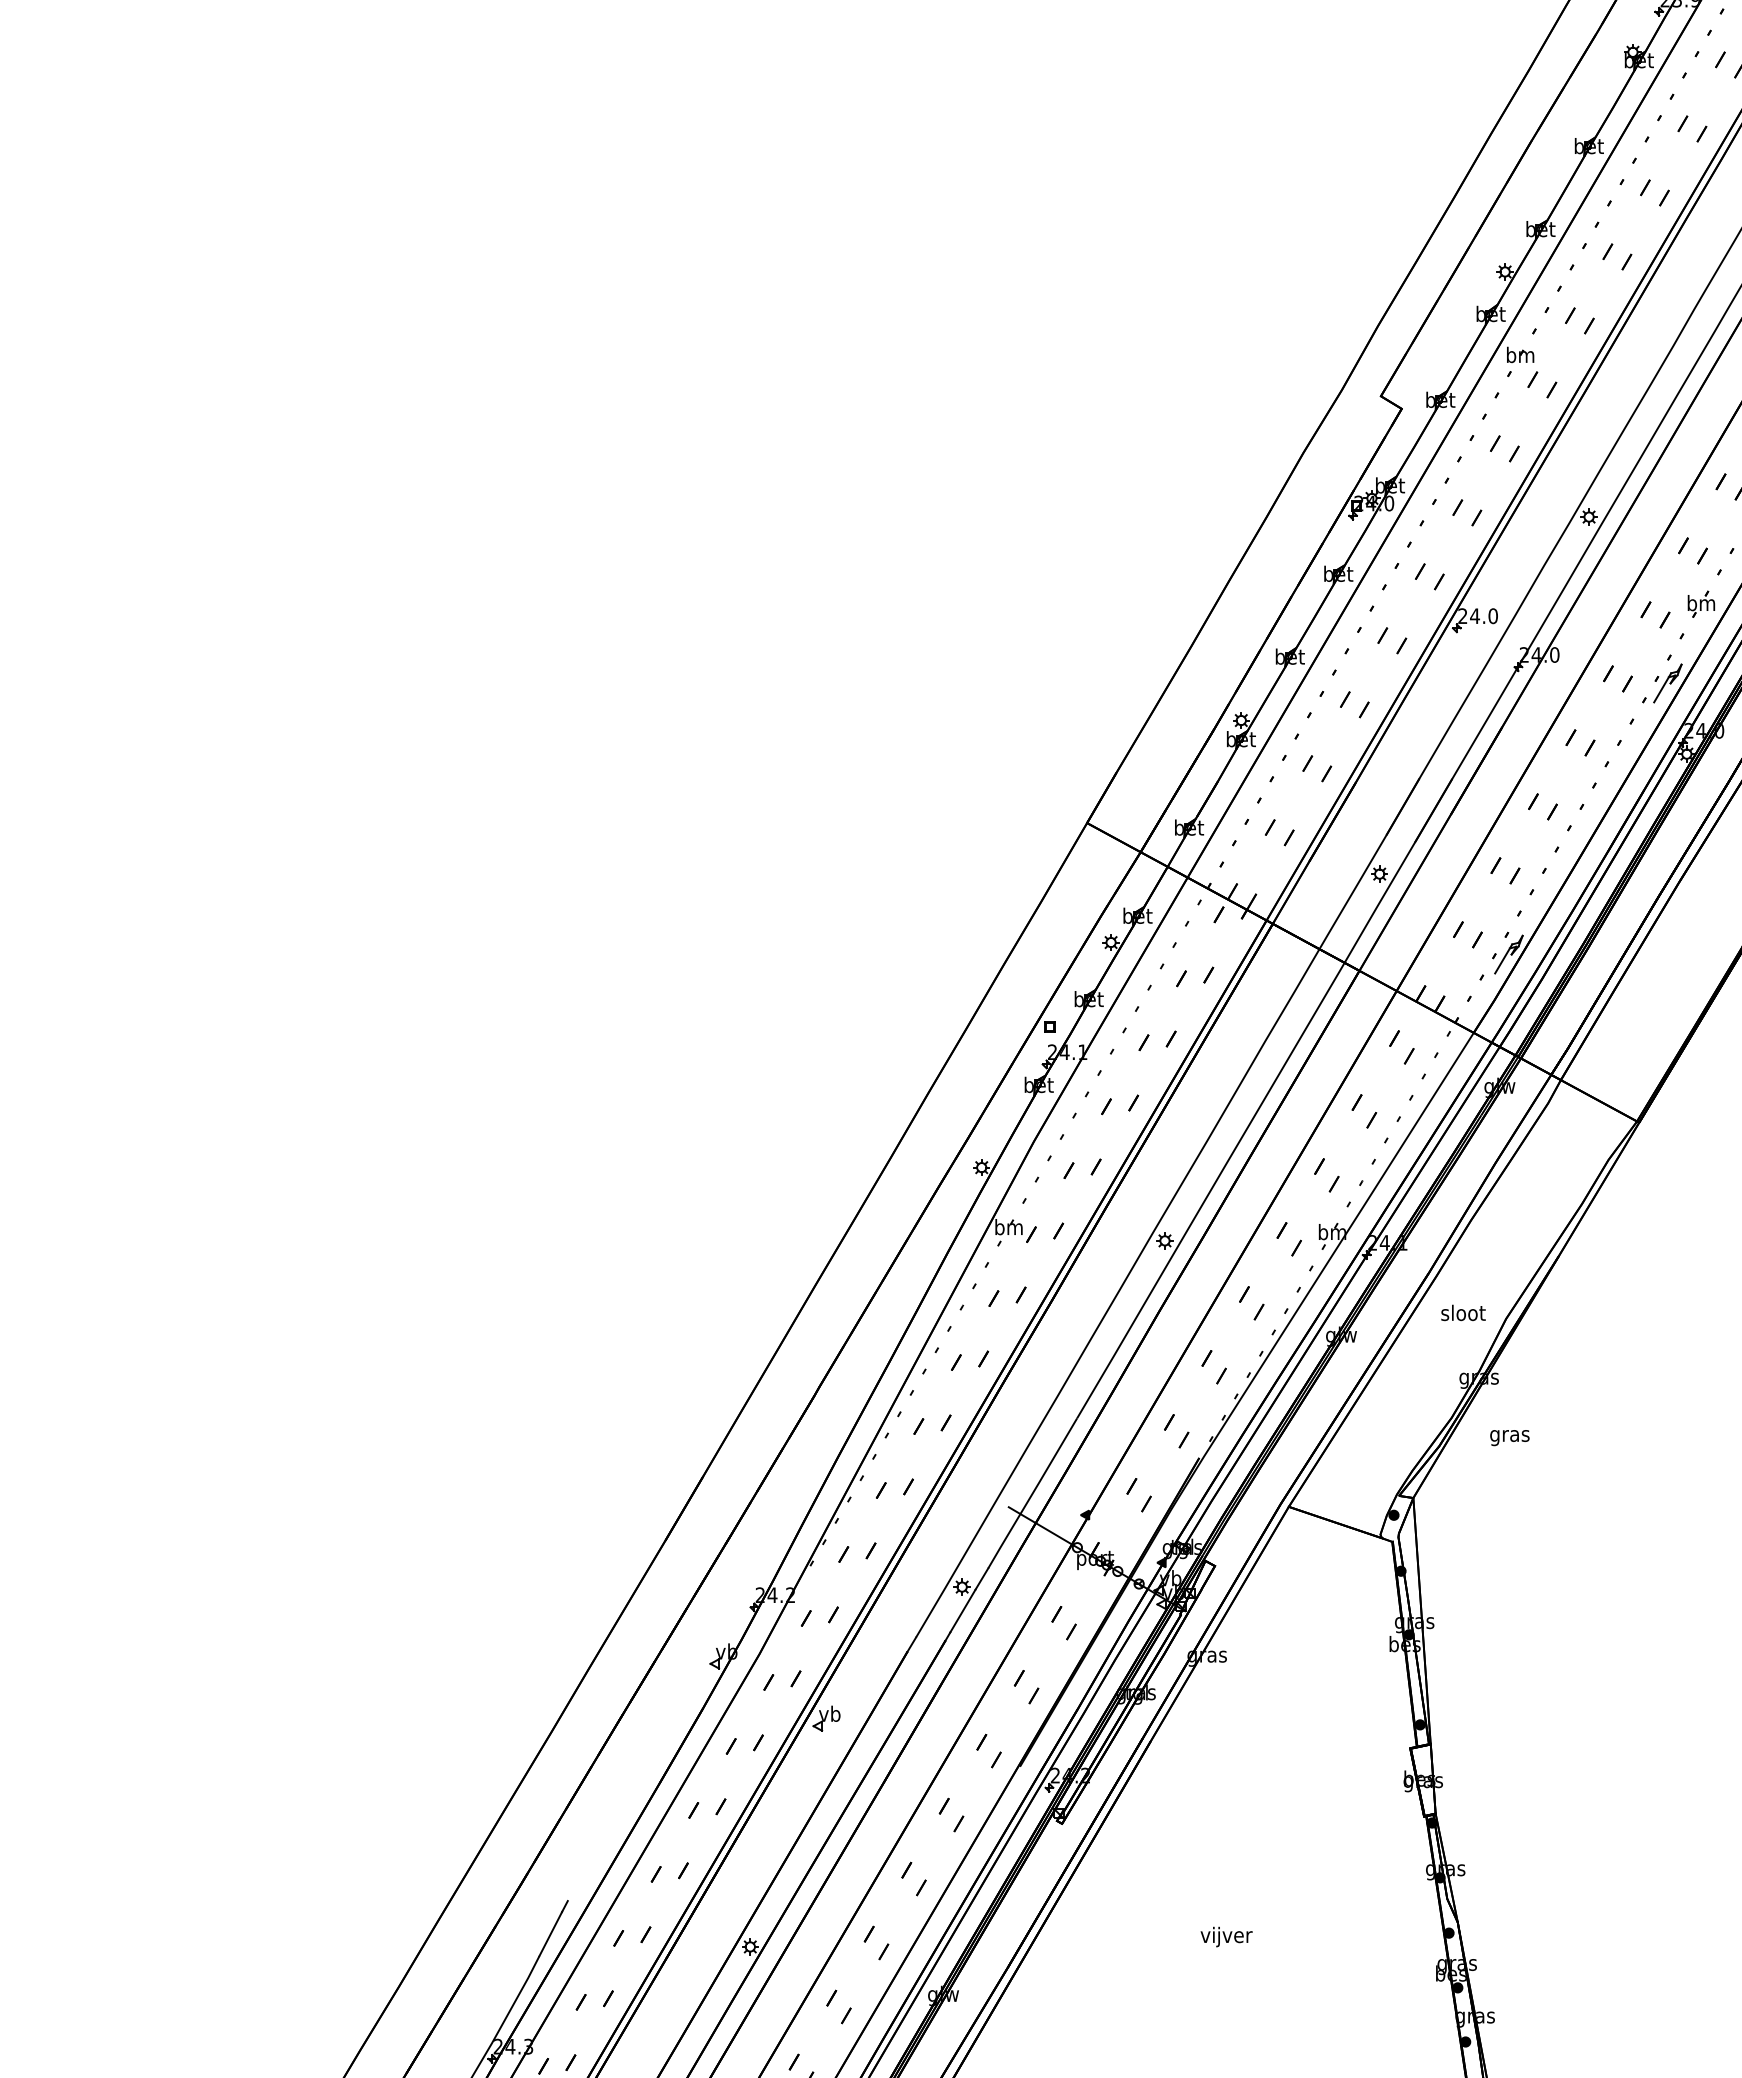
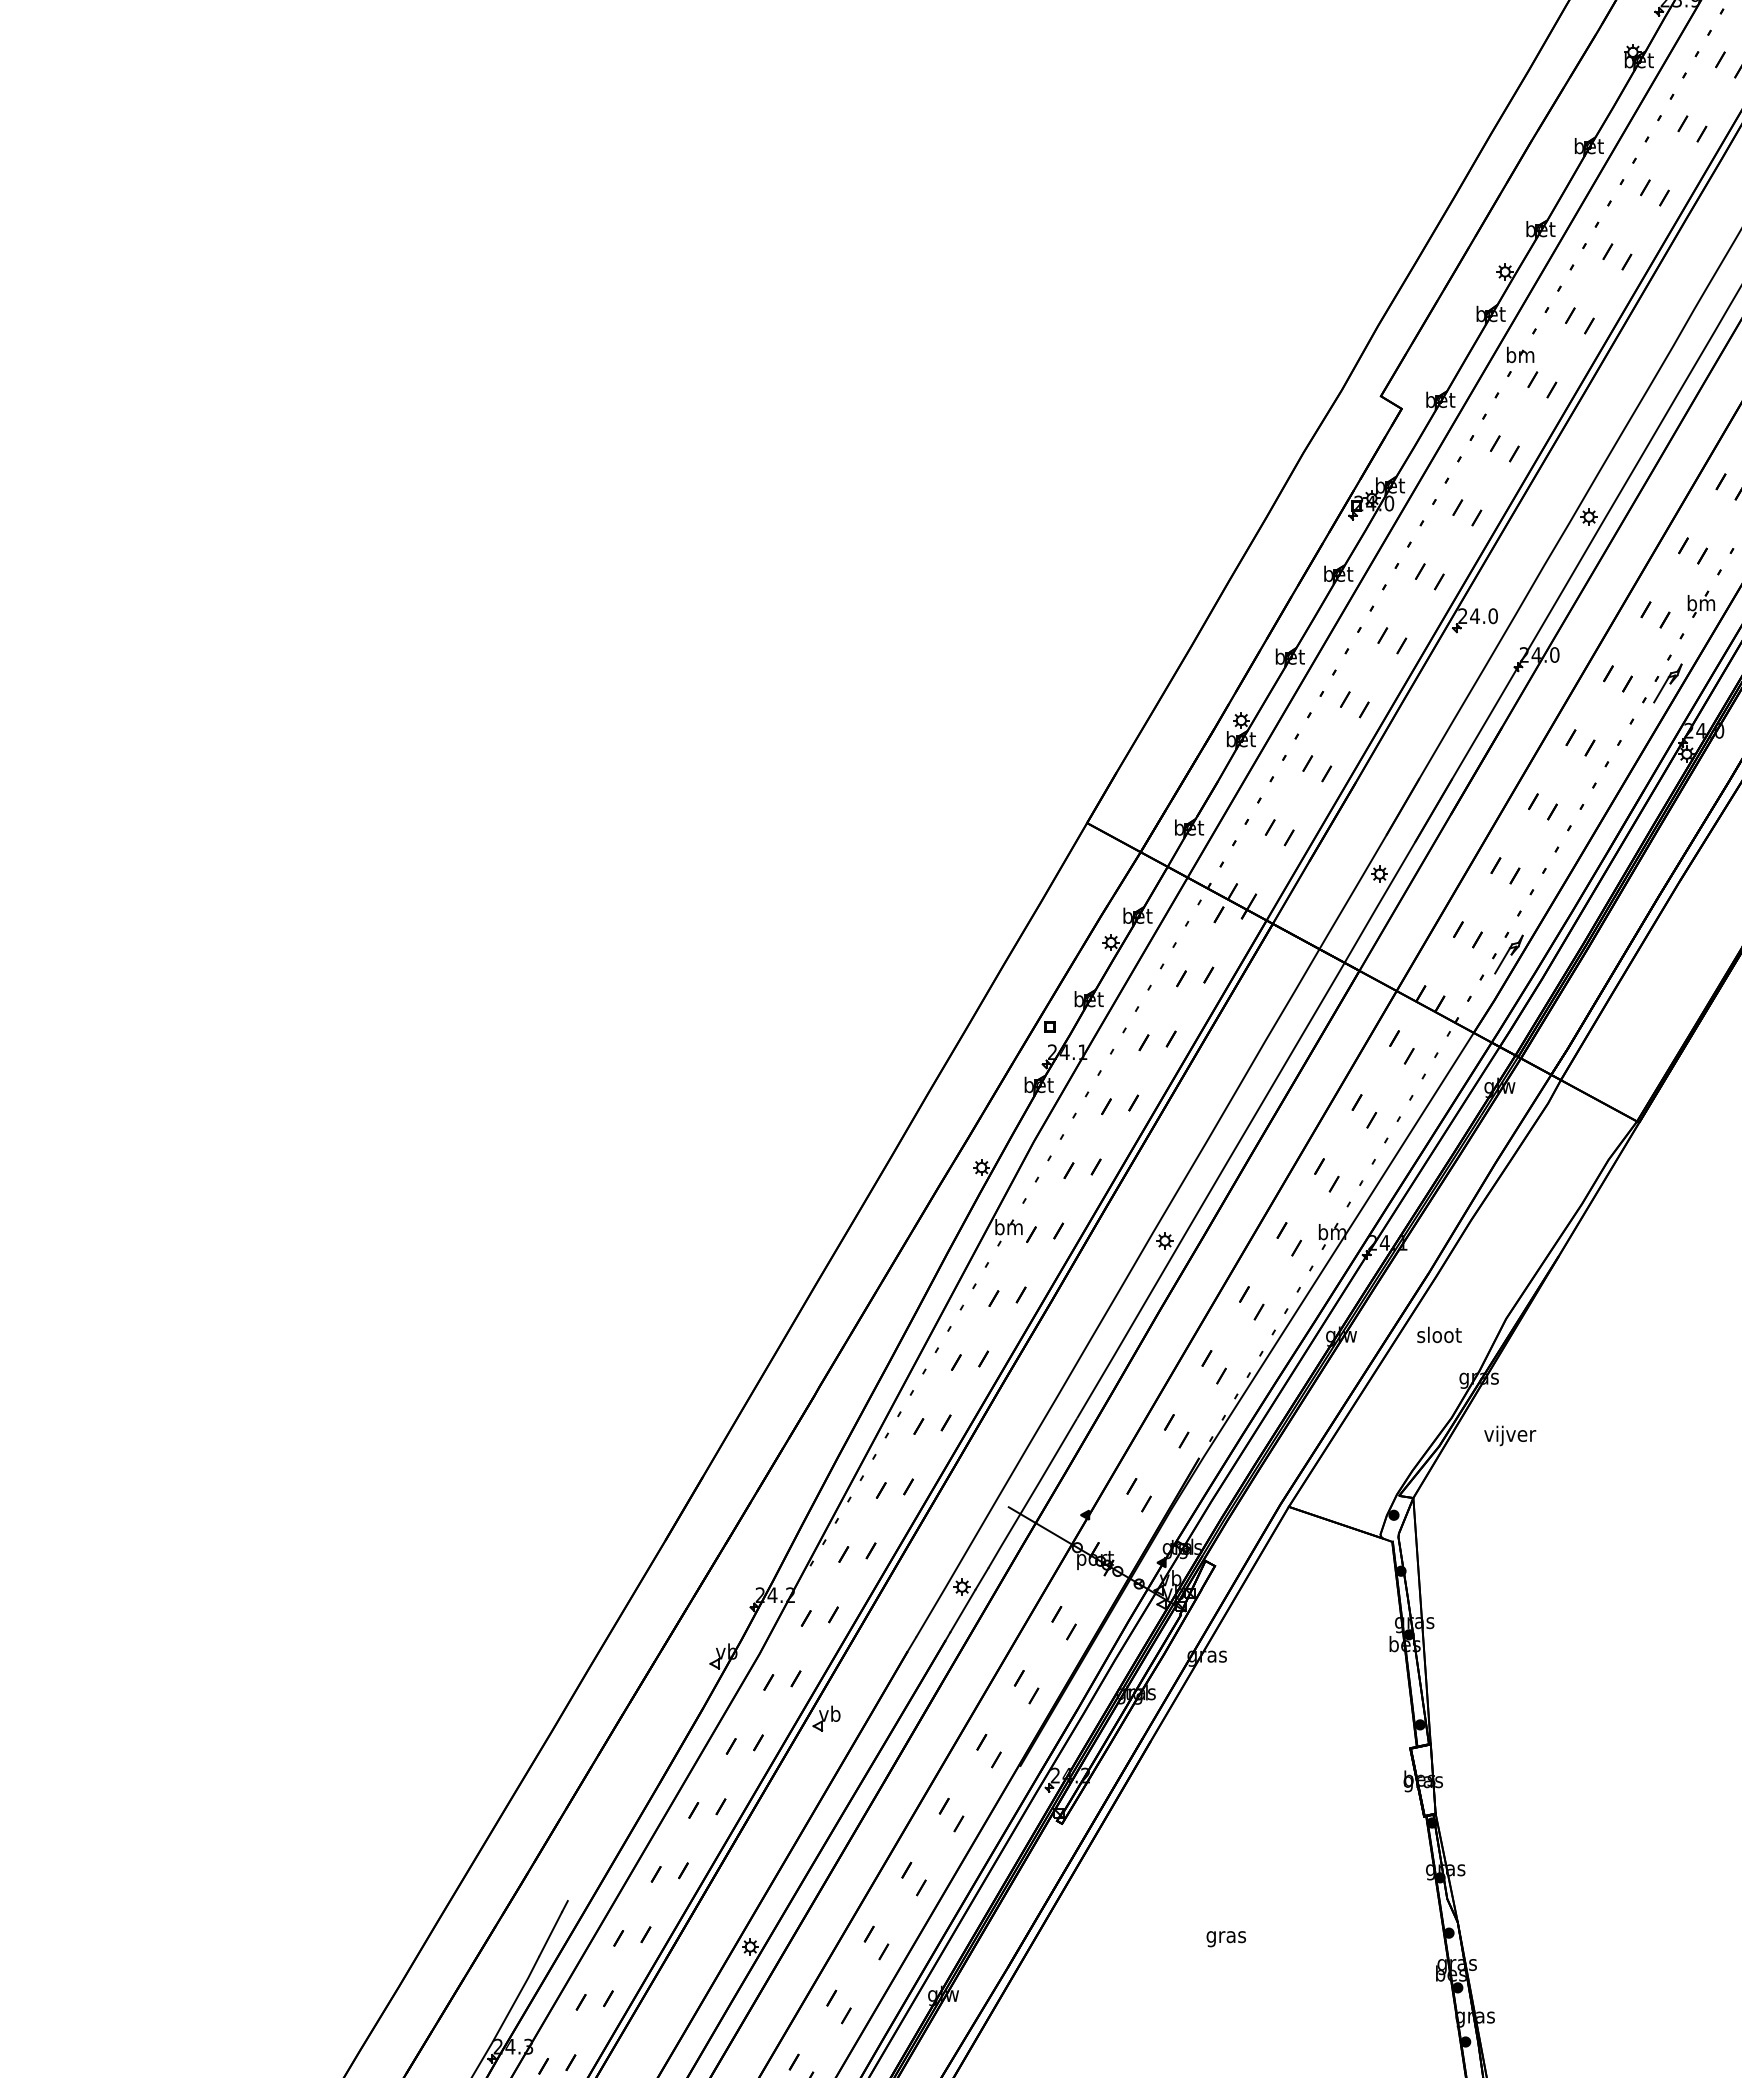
text position: (1463, 1312) -> (1439, 1334) (1439, 1334)
text: gras -> vijver (1510, 1435)
text: vijver -> gras (1226, 1936)
